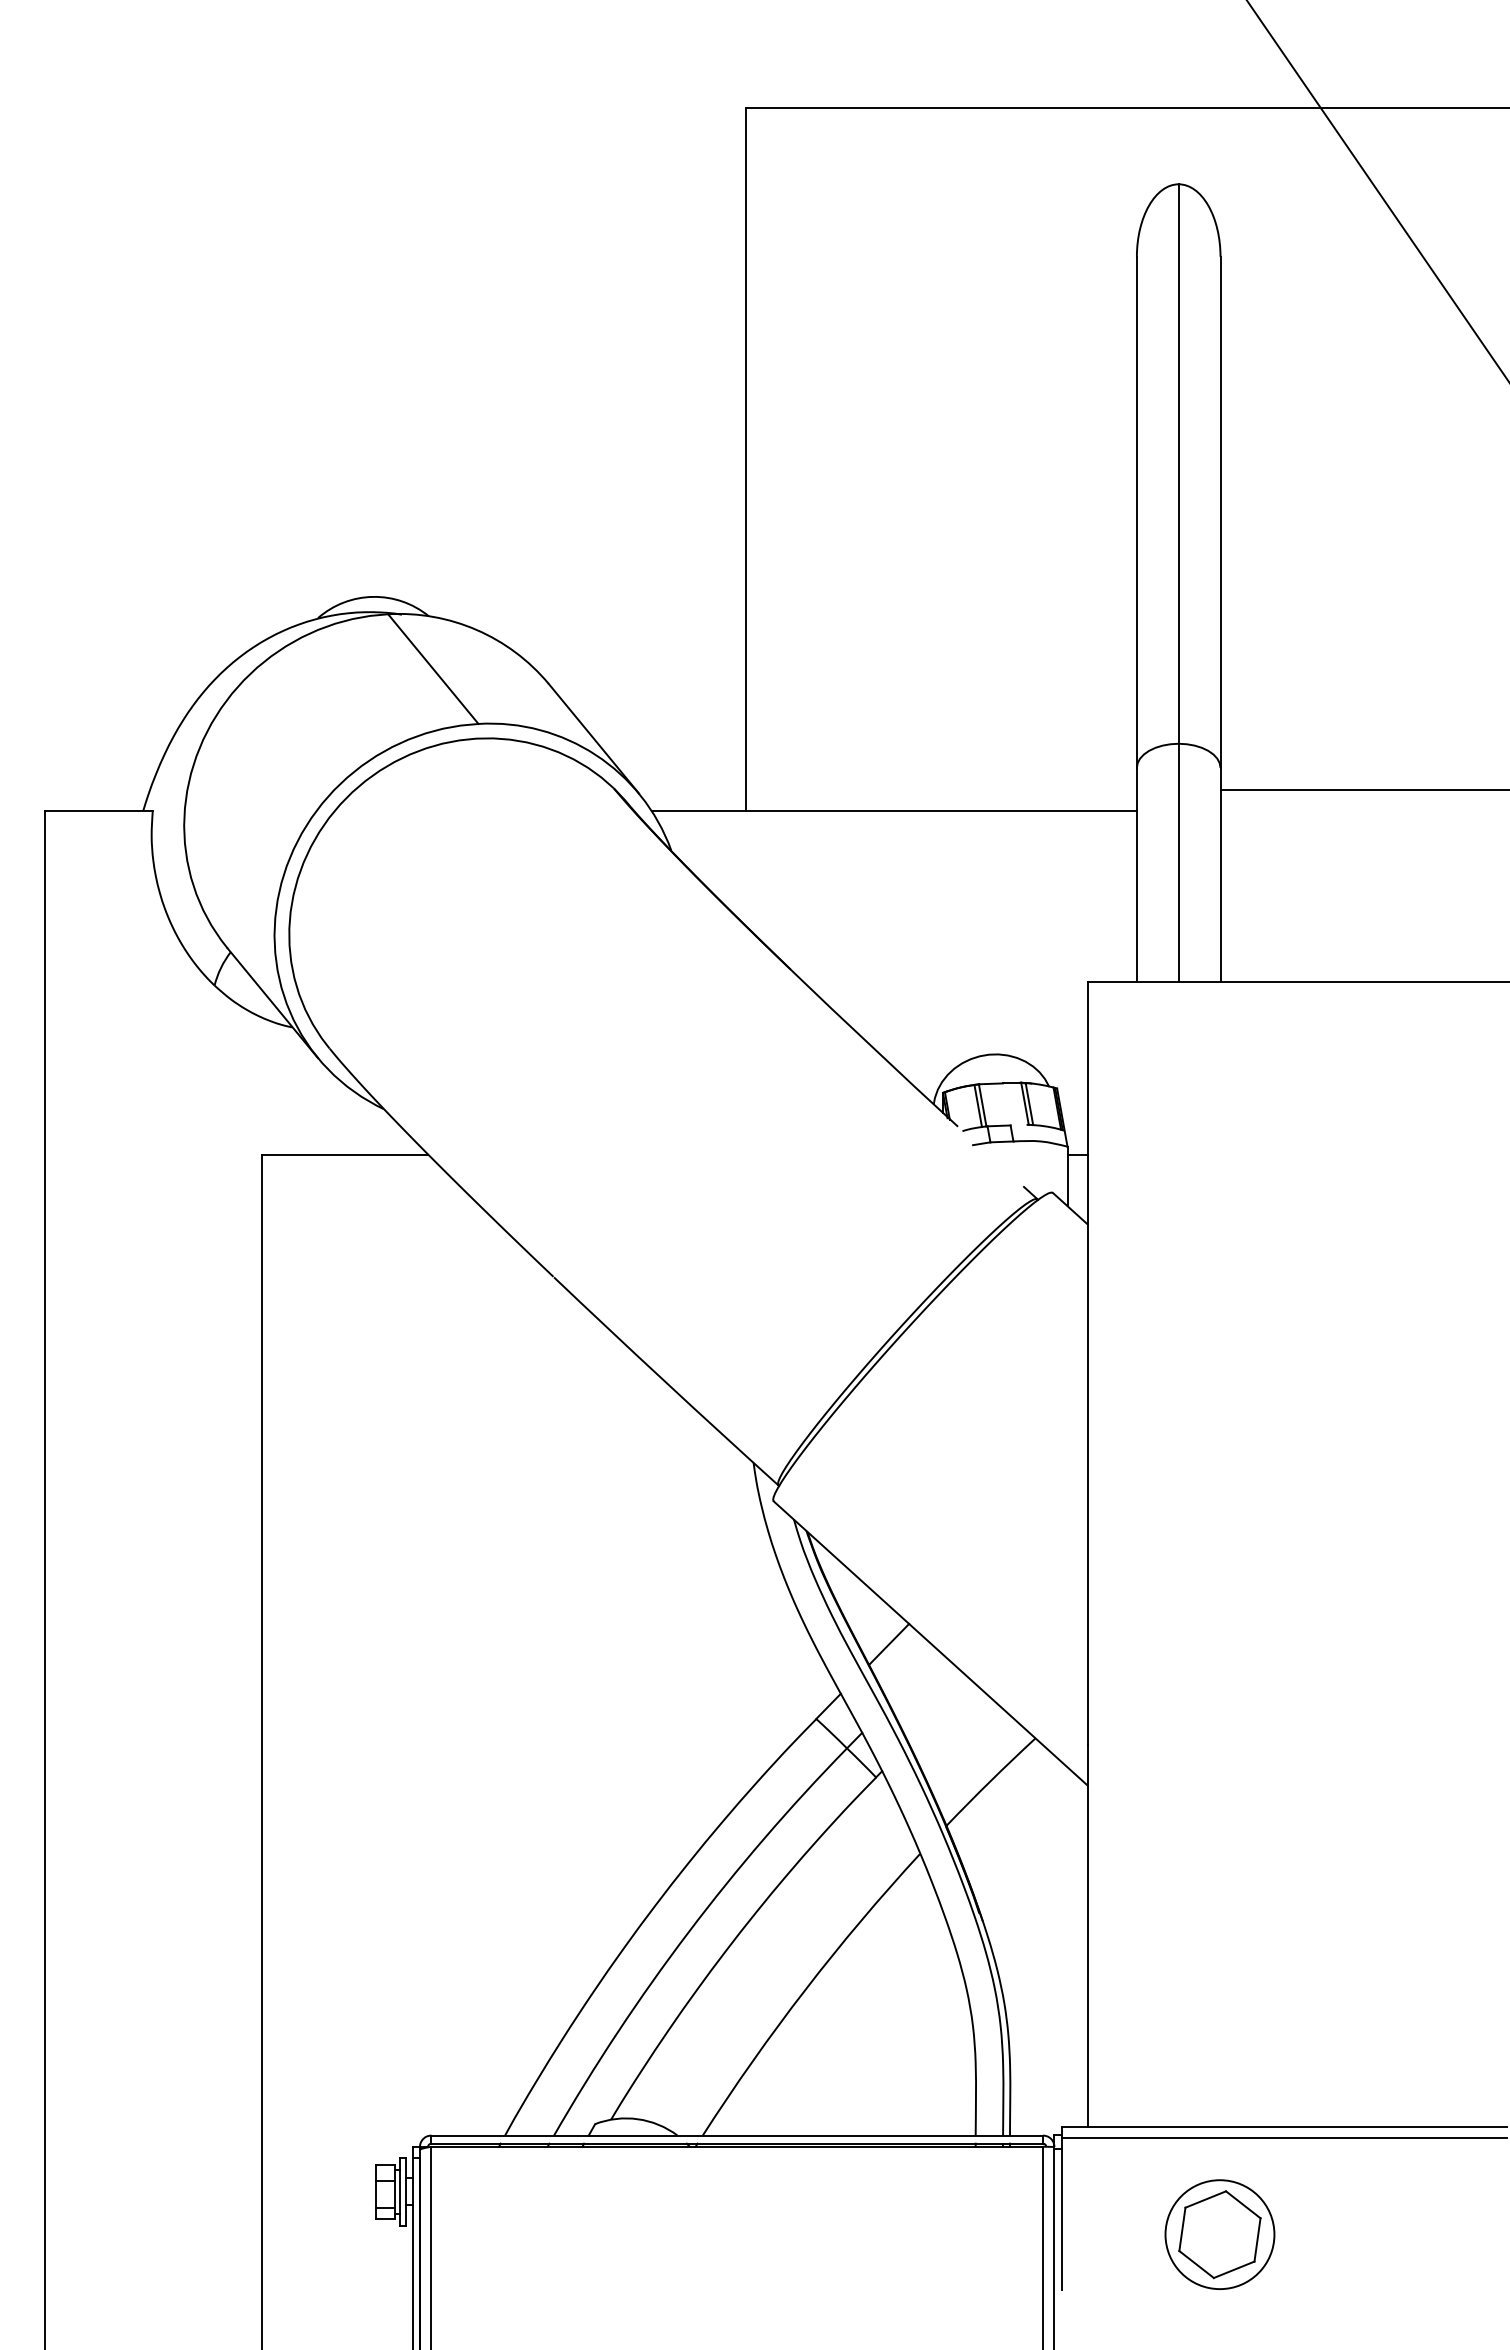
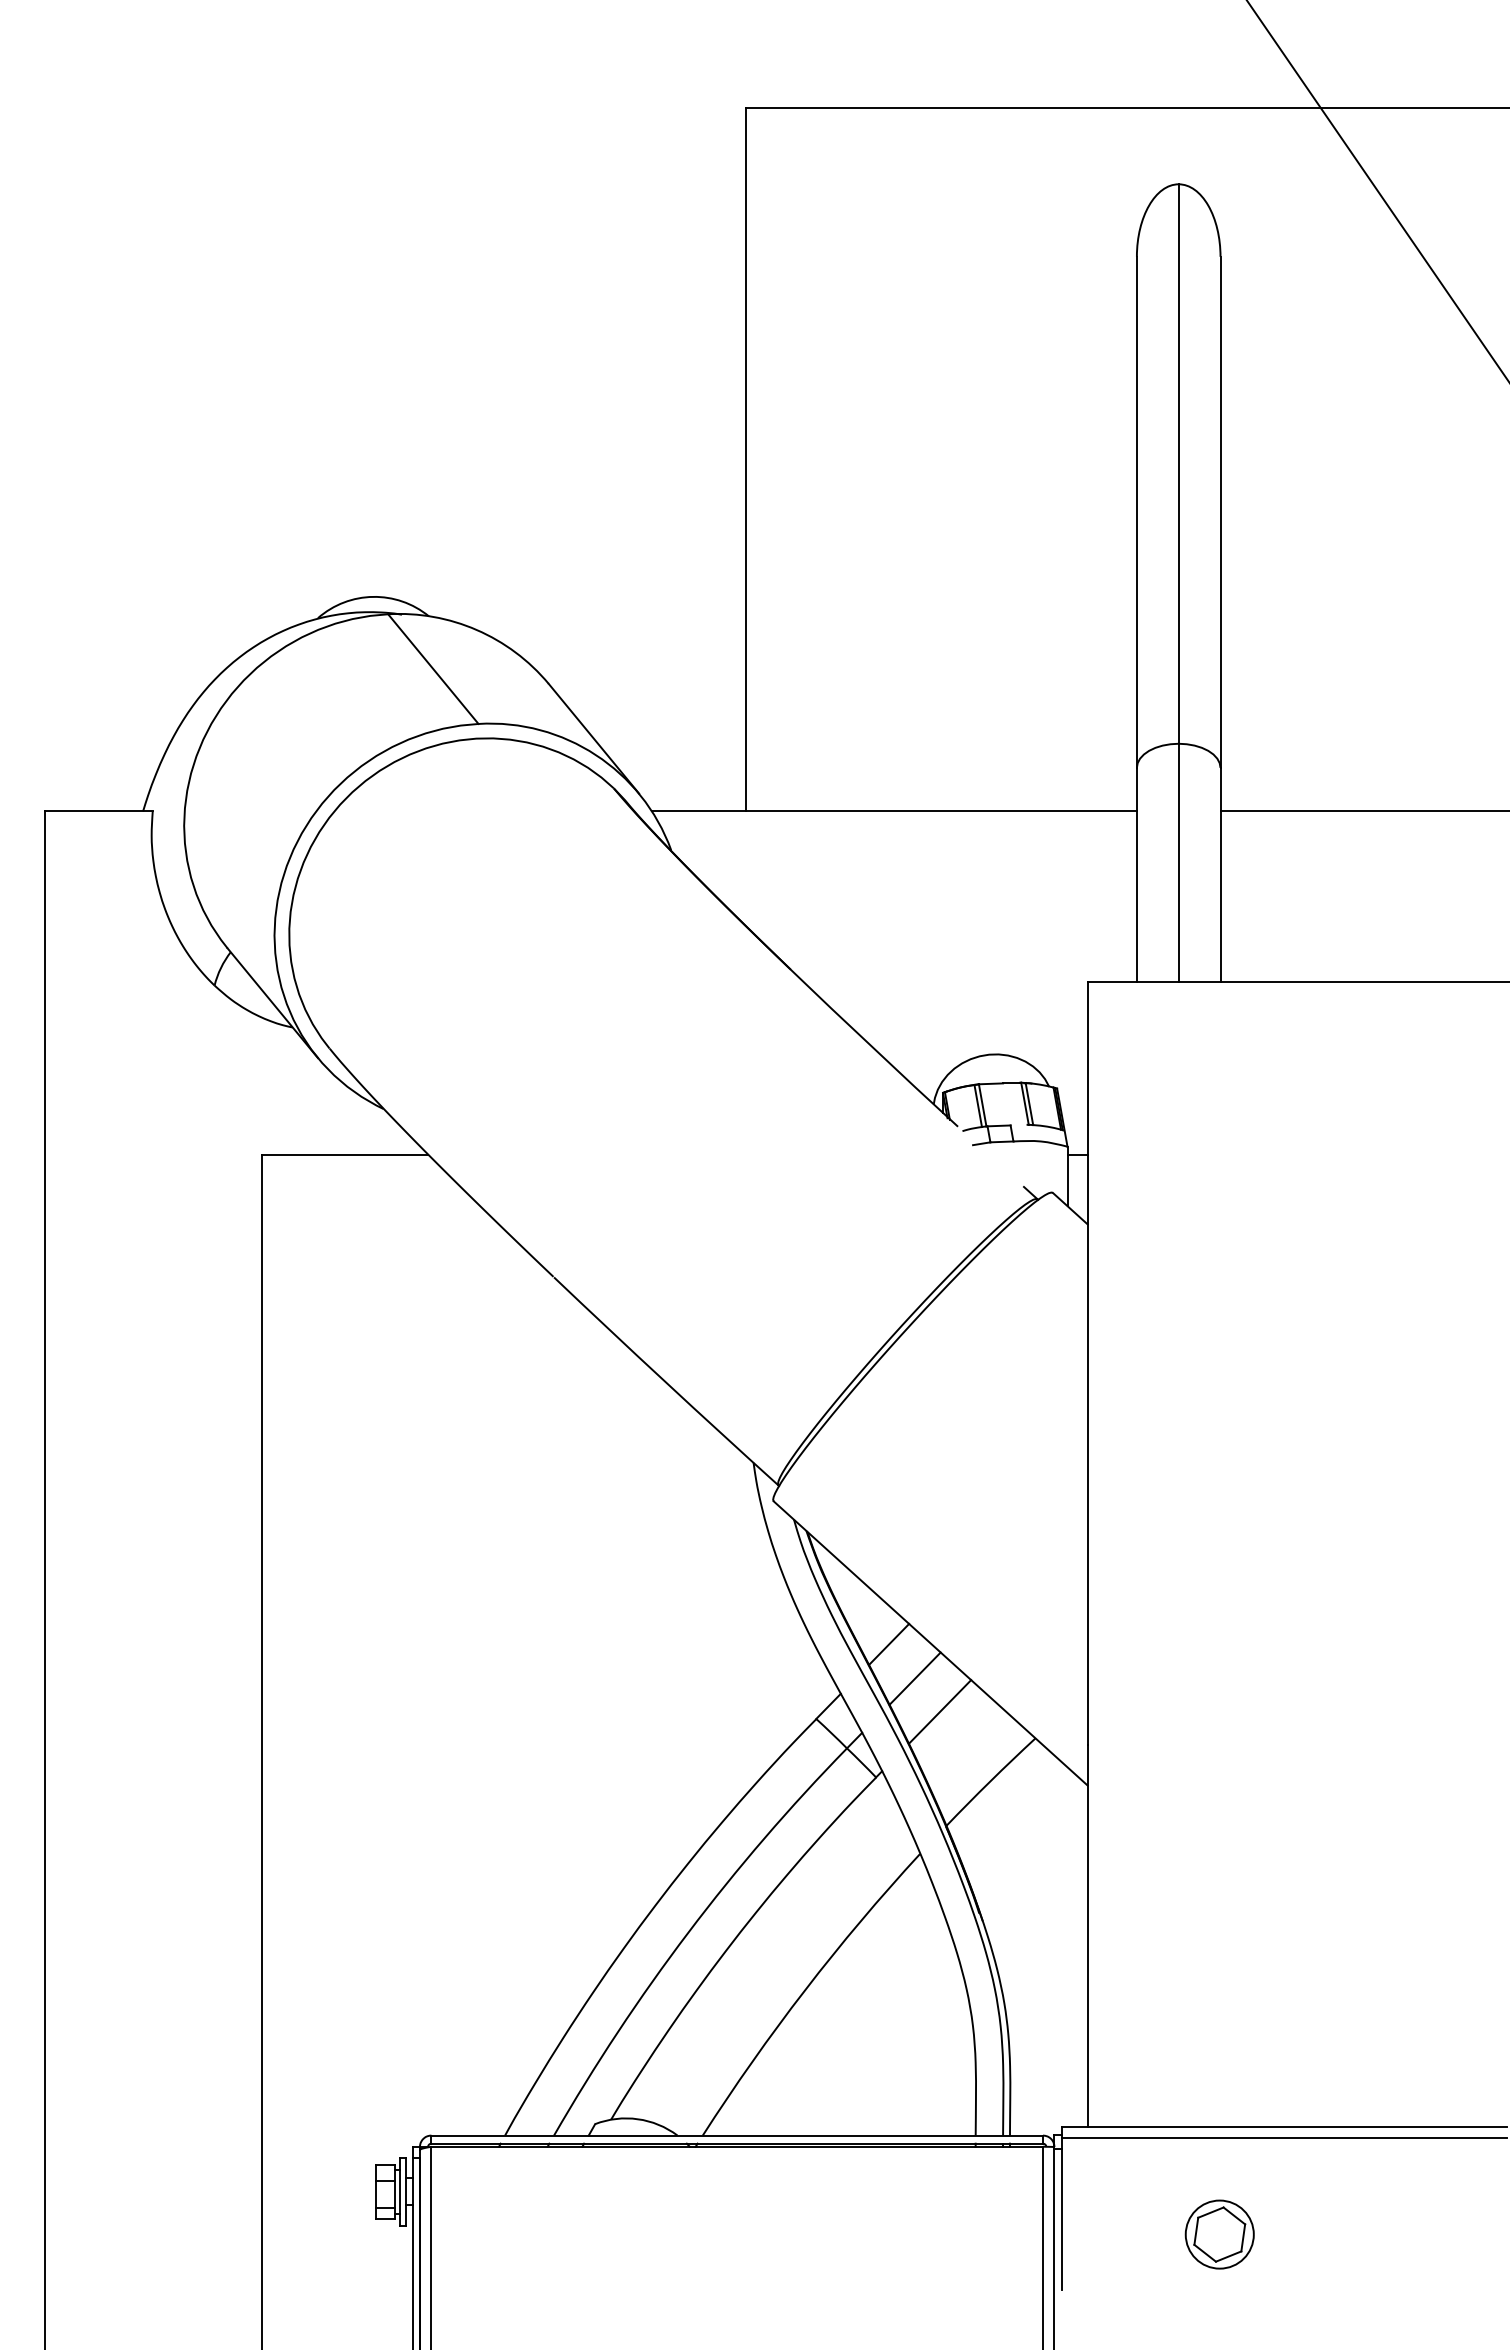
line position: (1363, 790) -> (1363, 811) (1363, 811)
line: none -> present (914, 1678)
line: none -> present (939, 1711)
part size: 112x111 px -> 71x71 px (1219, 2234)
